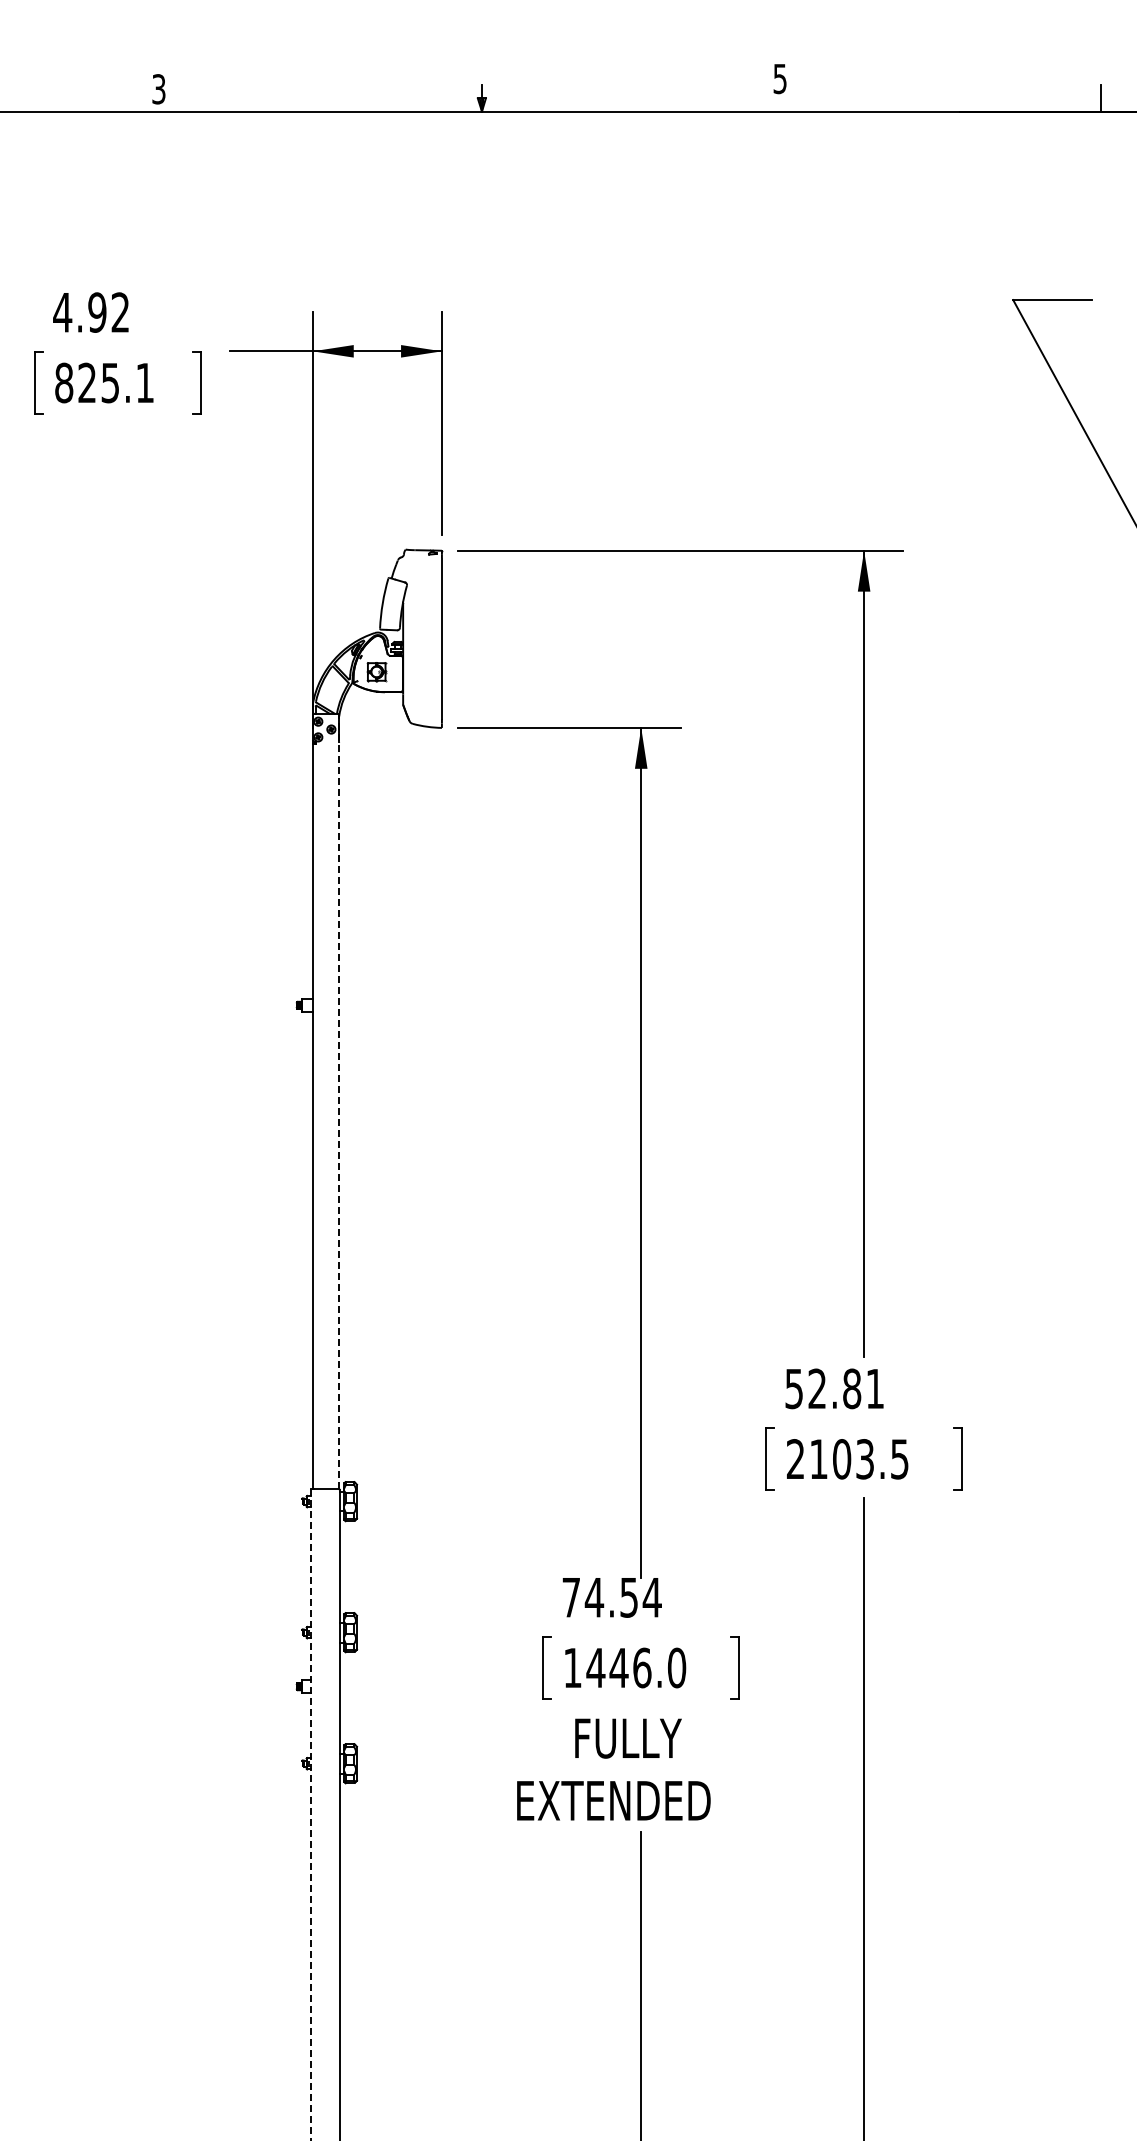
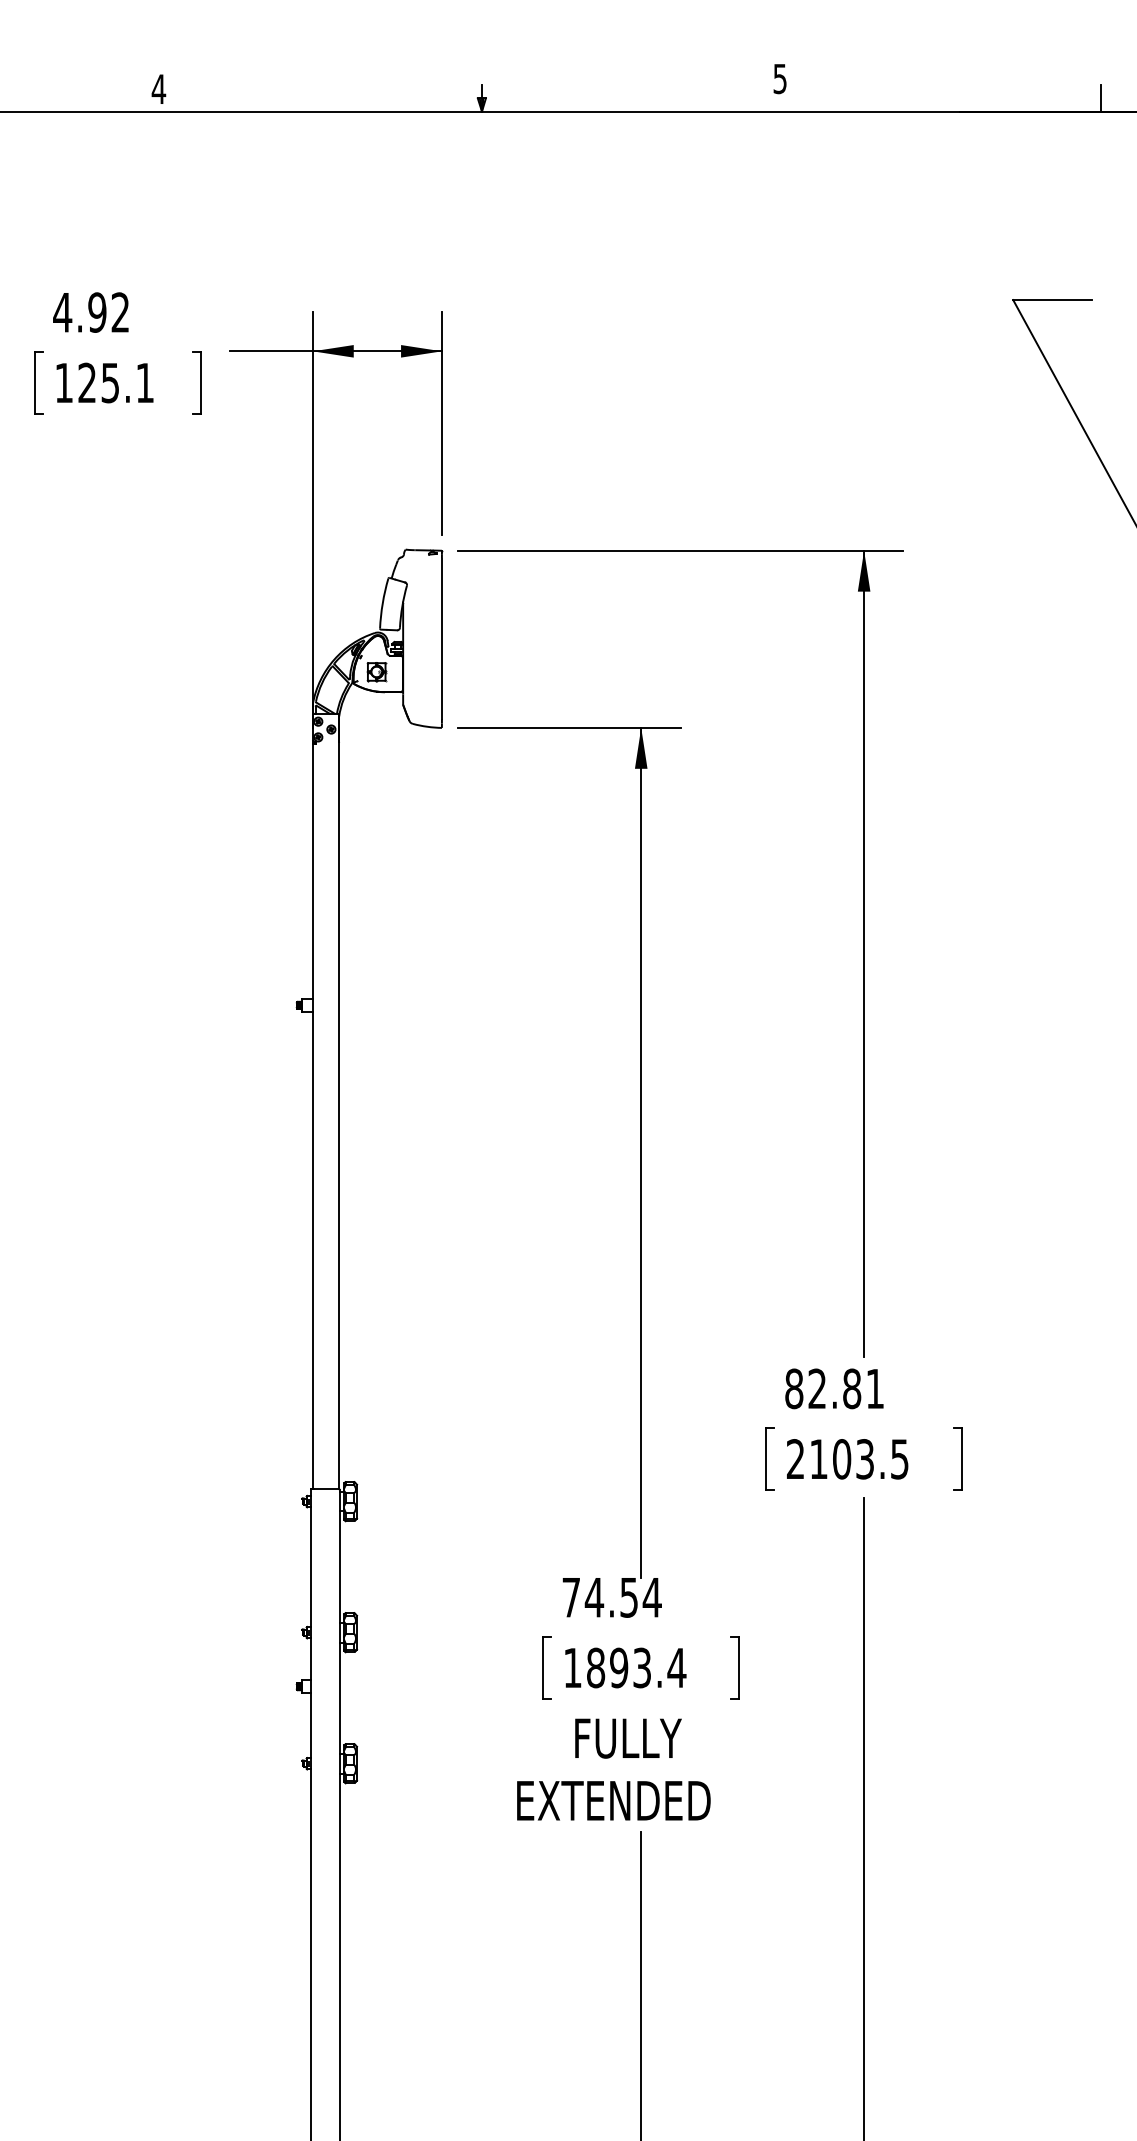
text: 3 -> 4 (158, 89)
text: 825.1 -> 125.1 (64, 382)
line: dashed -> solid (339, 1102)
text: 52.81 -> 82.81 (794, 1388)
text: 1446.0 -> 1893.4 (636, 1667)
line: dashed -> solid (310, 1814)
